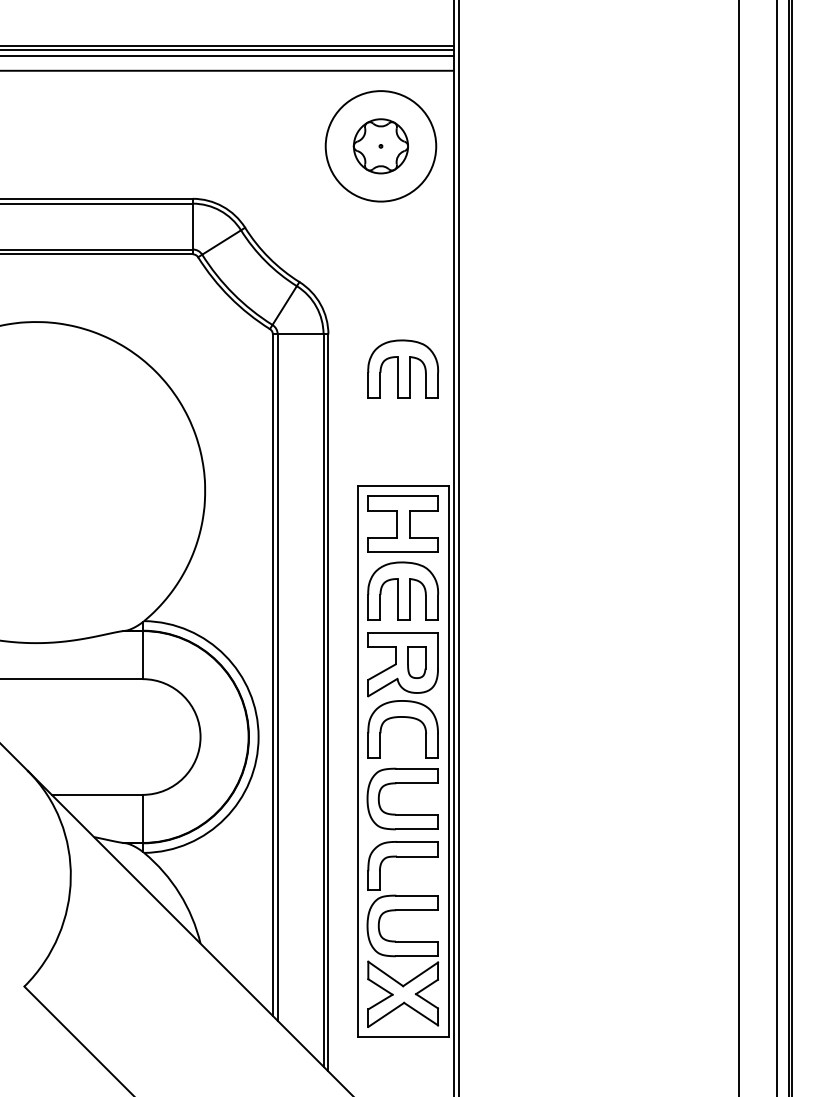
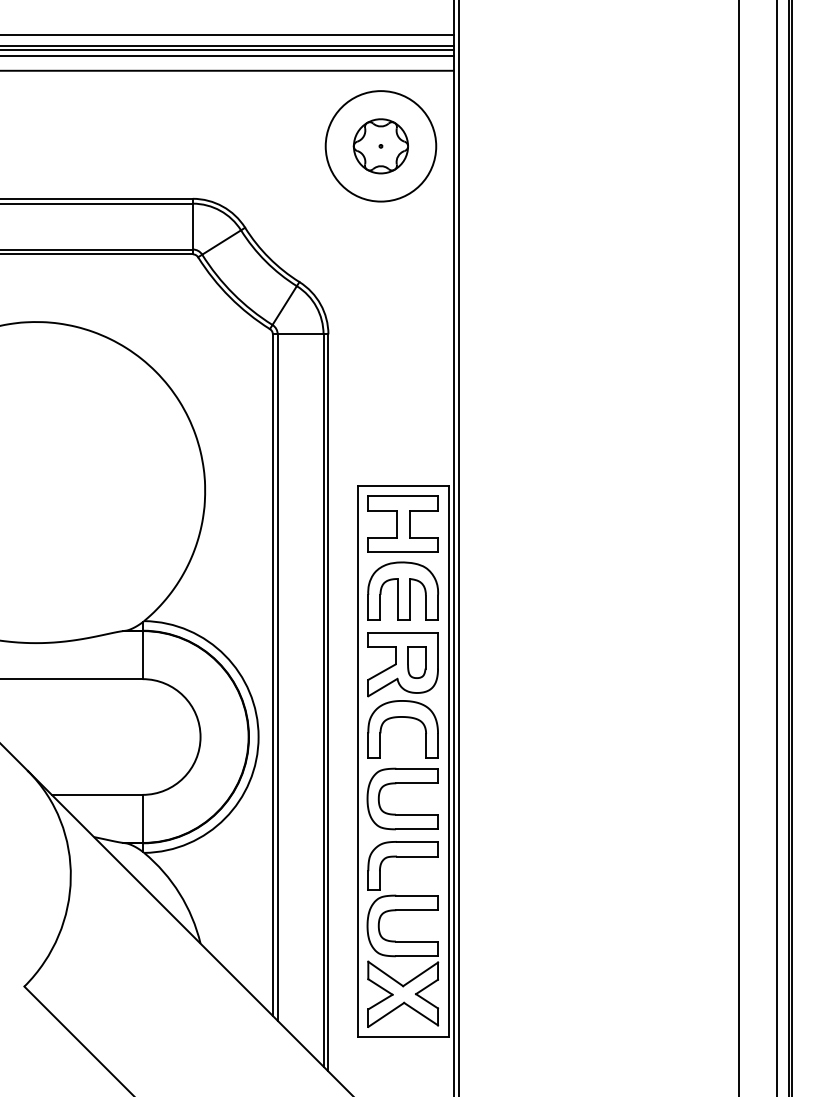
line: none -> present (228, 35)
part: present -> none (403, 368)
